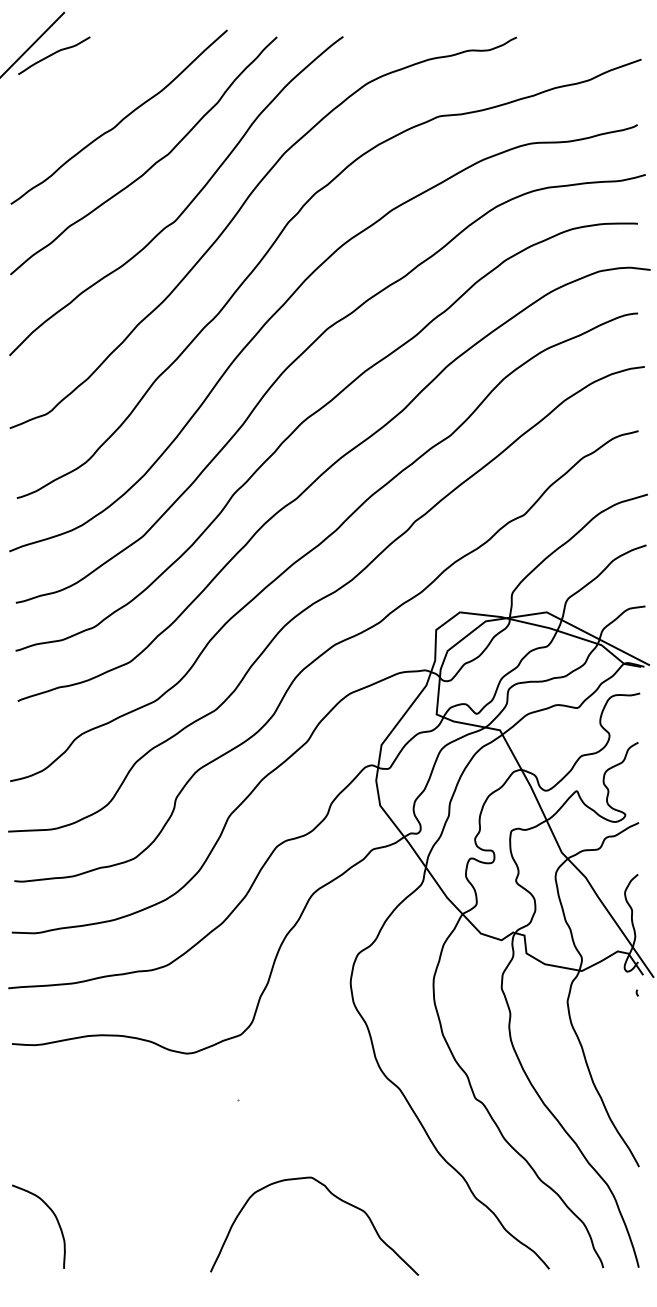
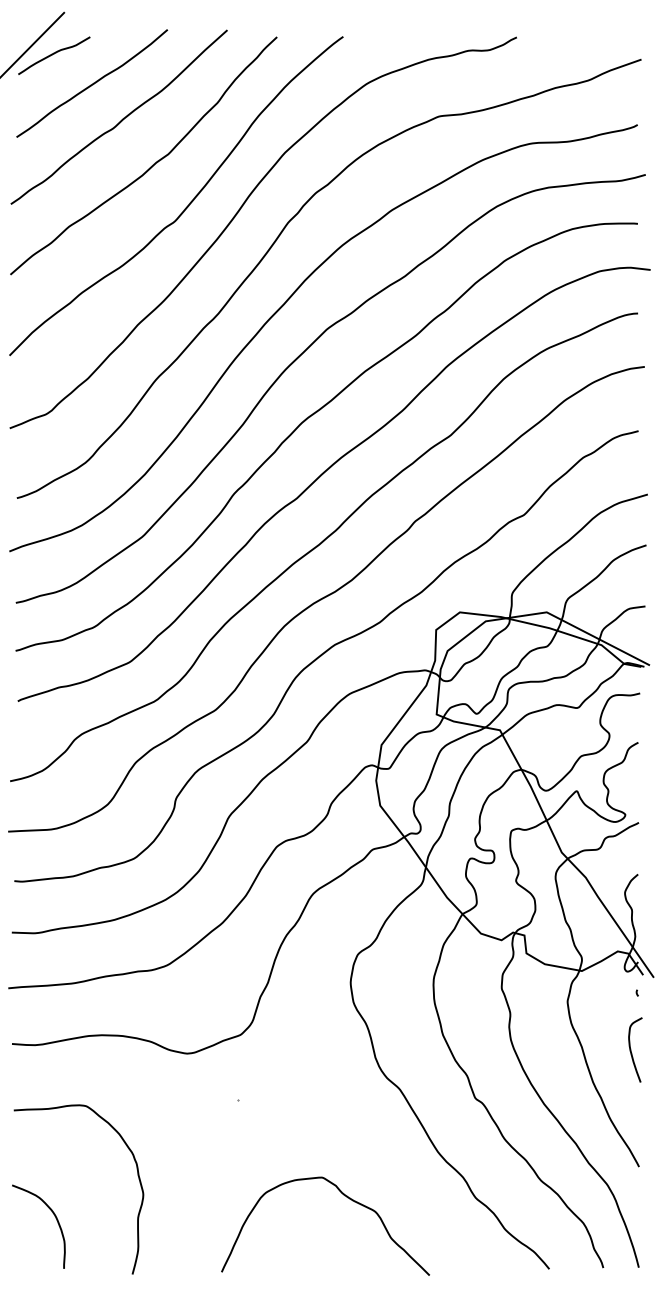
curve: none -> present (92, 83)
curve: none -> present (631, 1049)
curve: none -> present (137, 1175)
curve position: (336, 1198) -> (347, 1198) (347, 1198)
